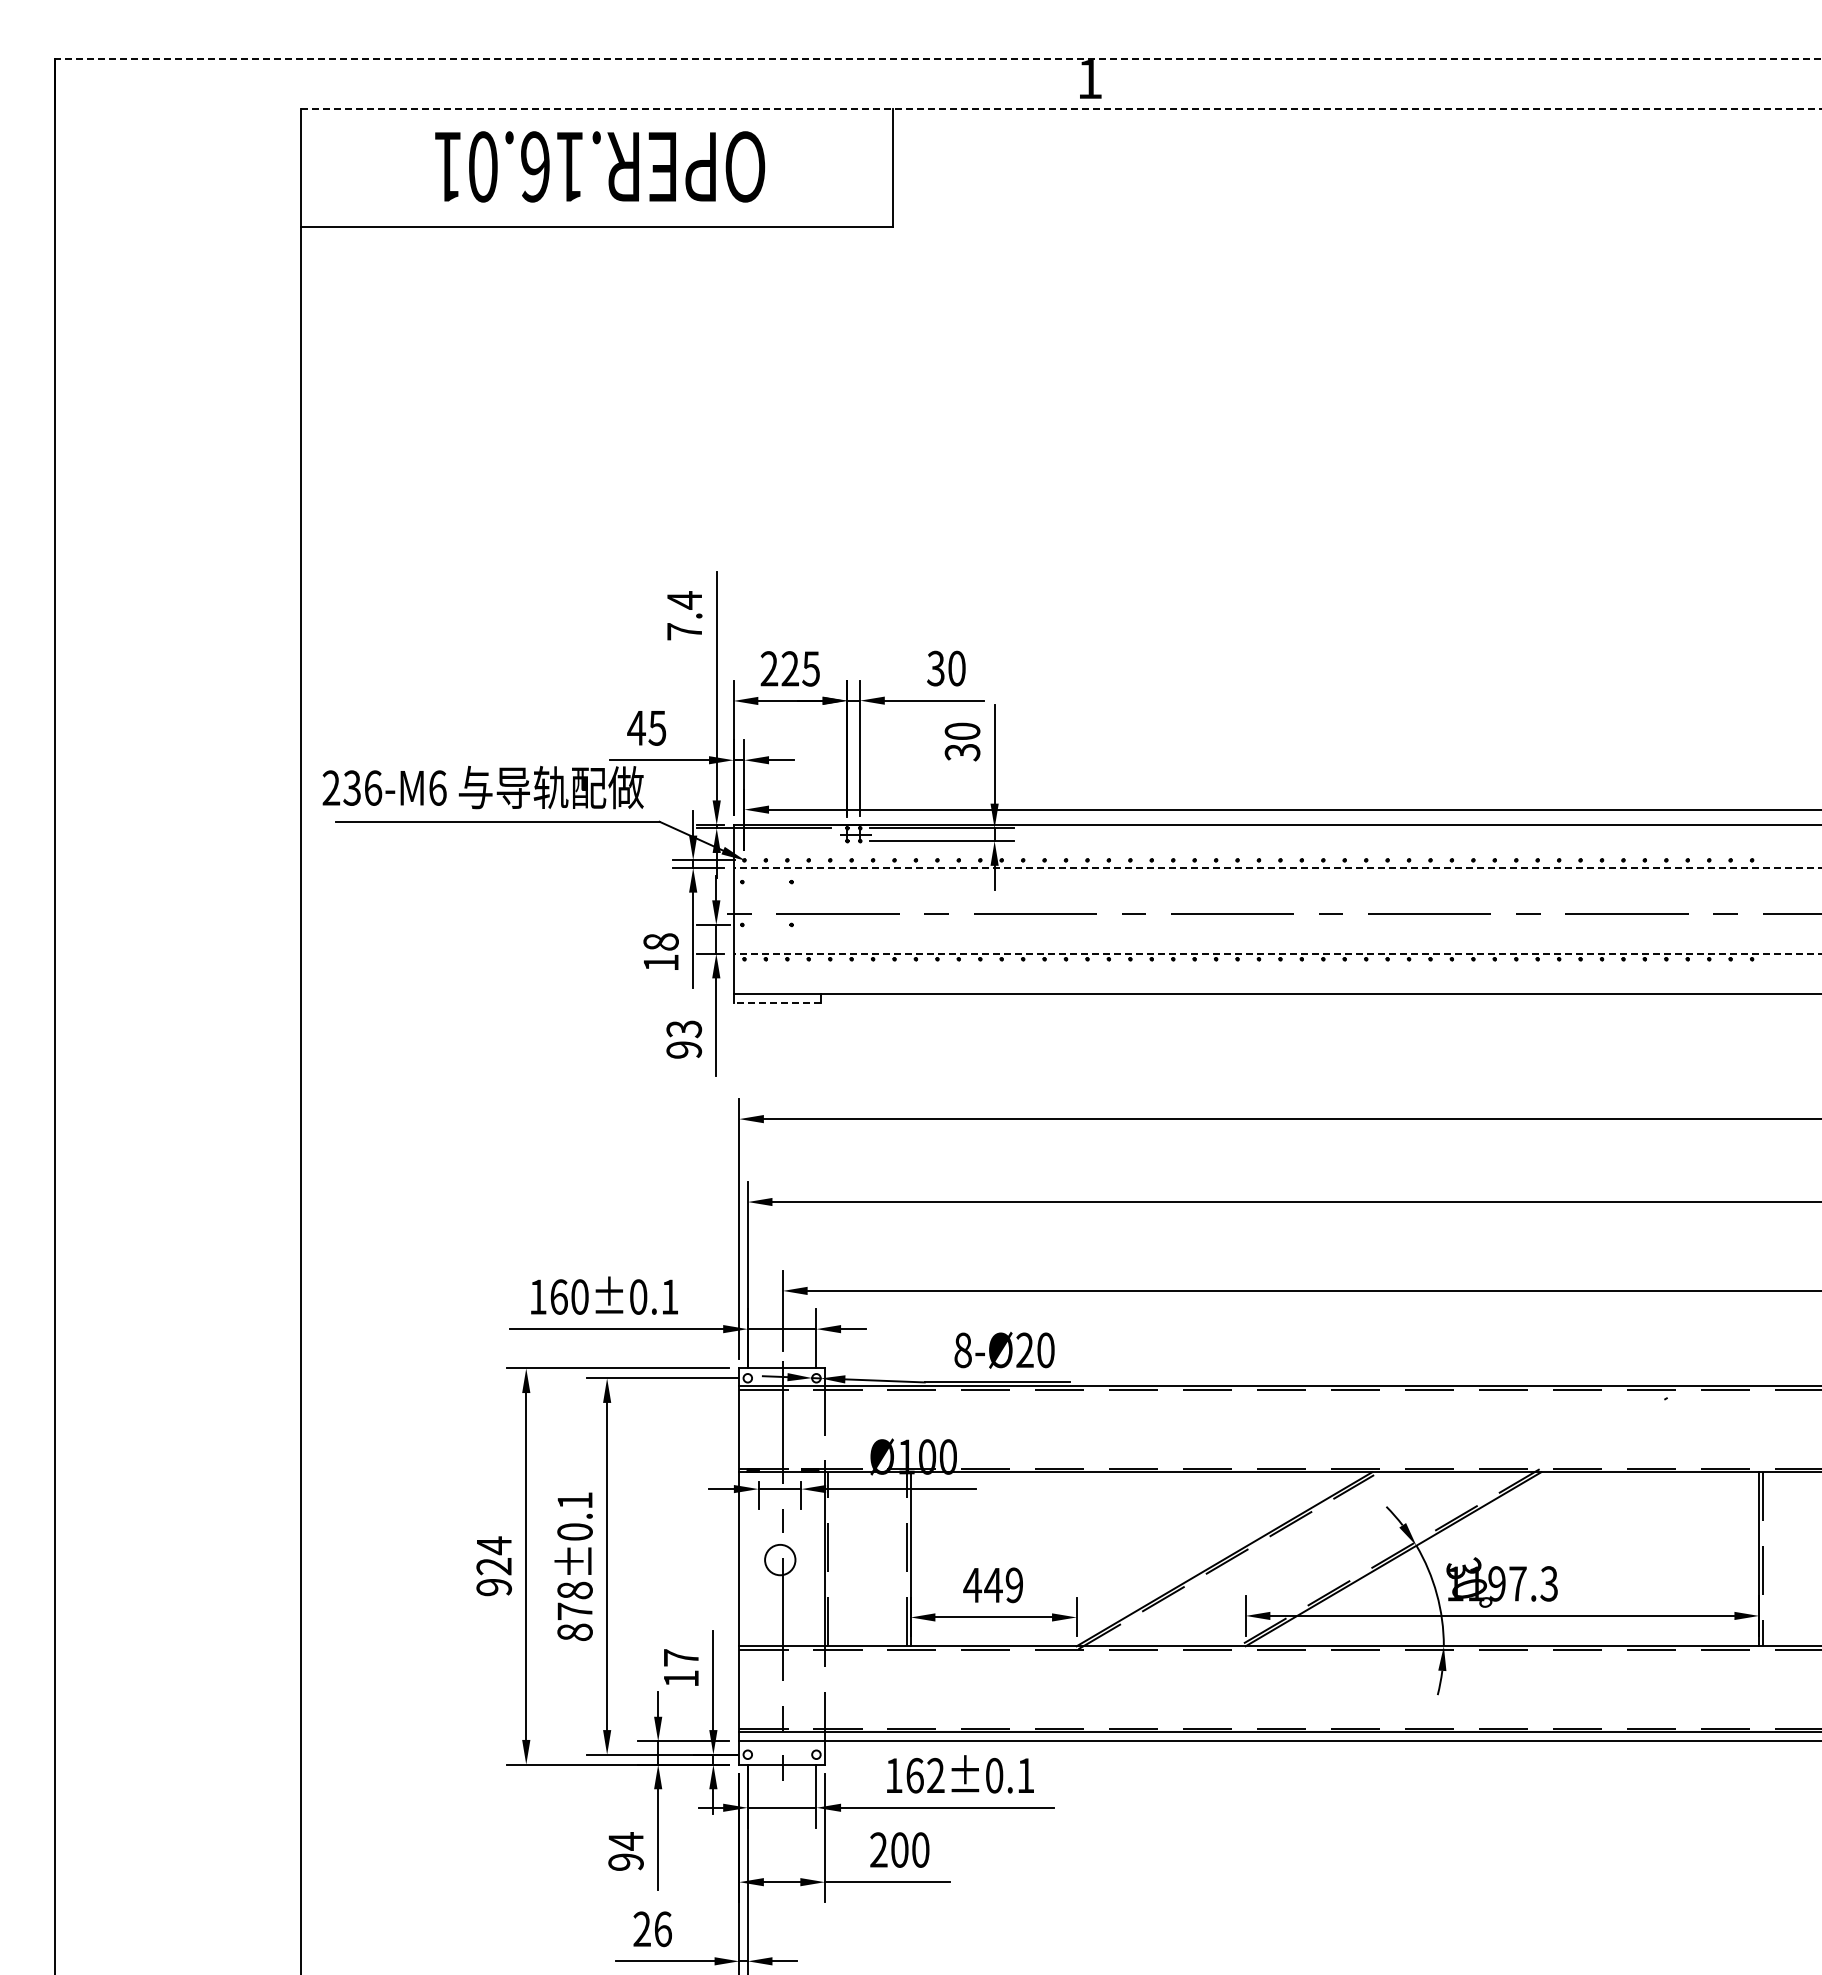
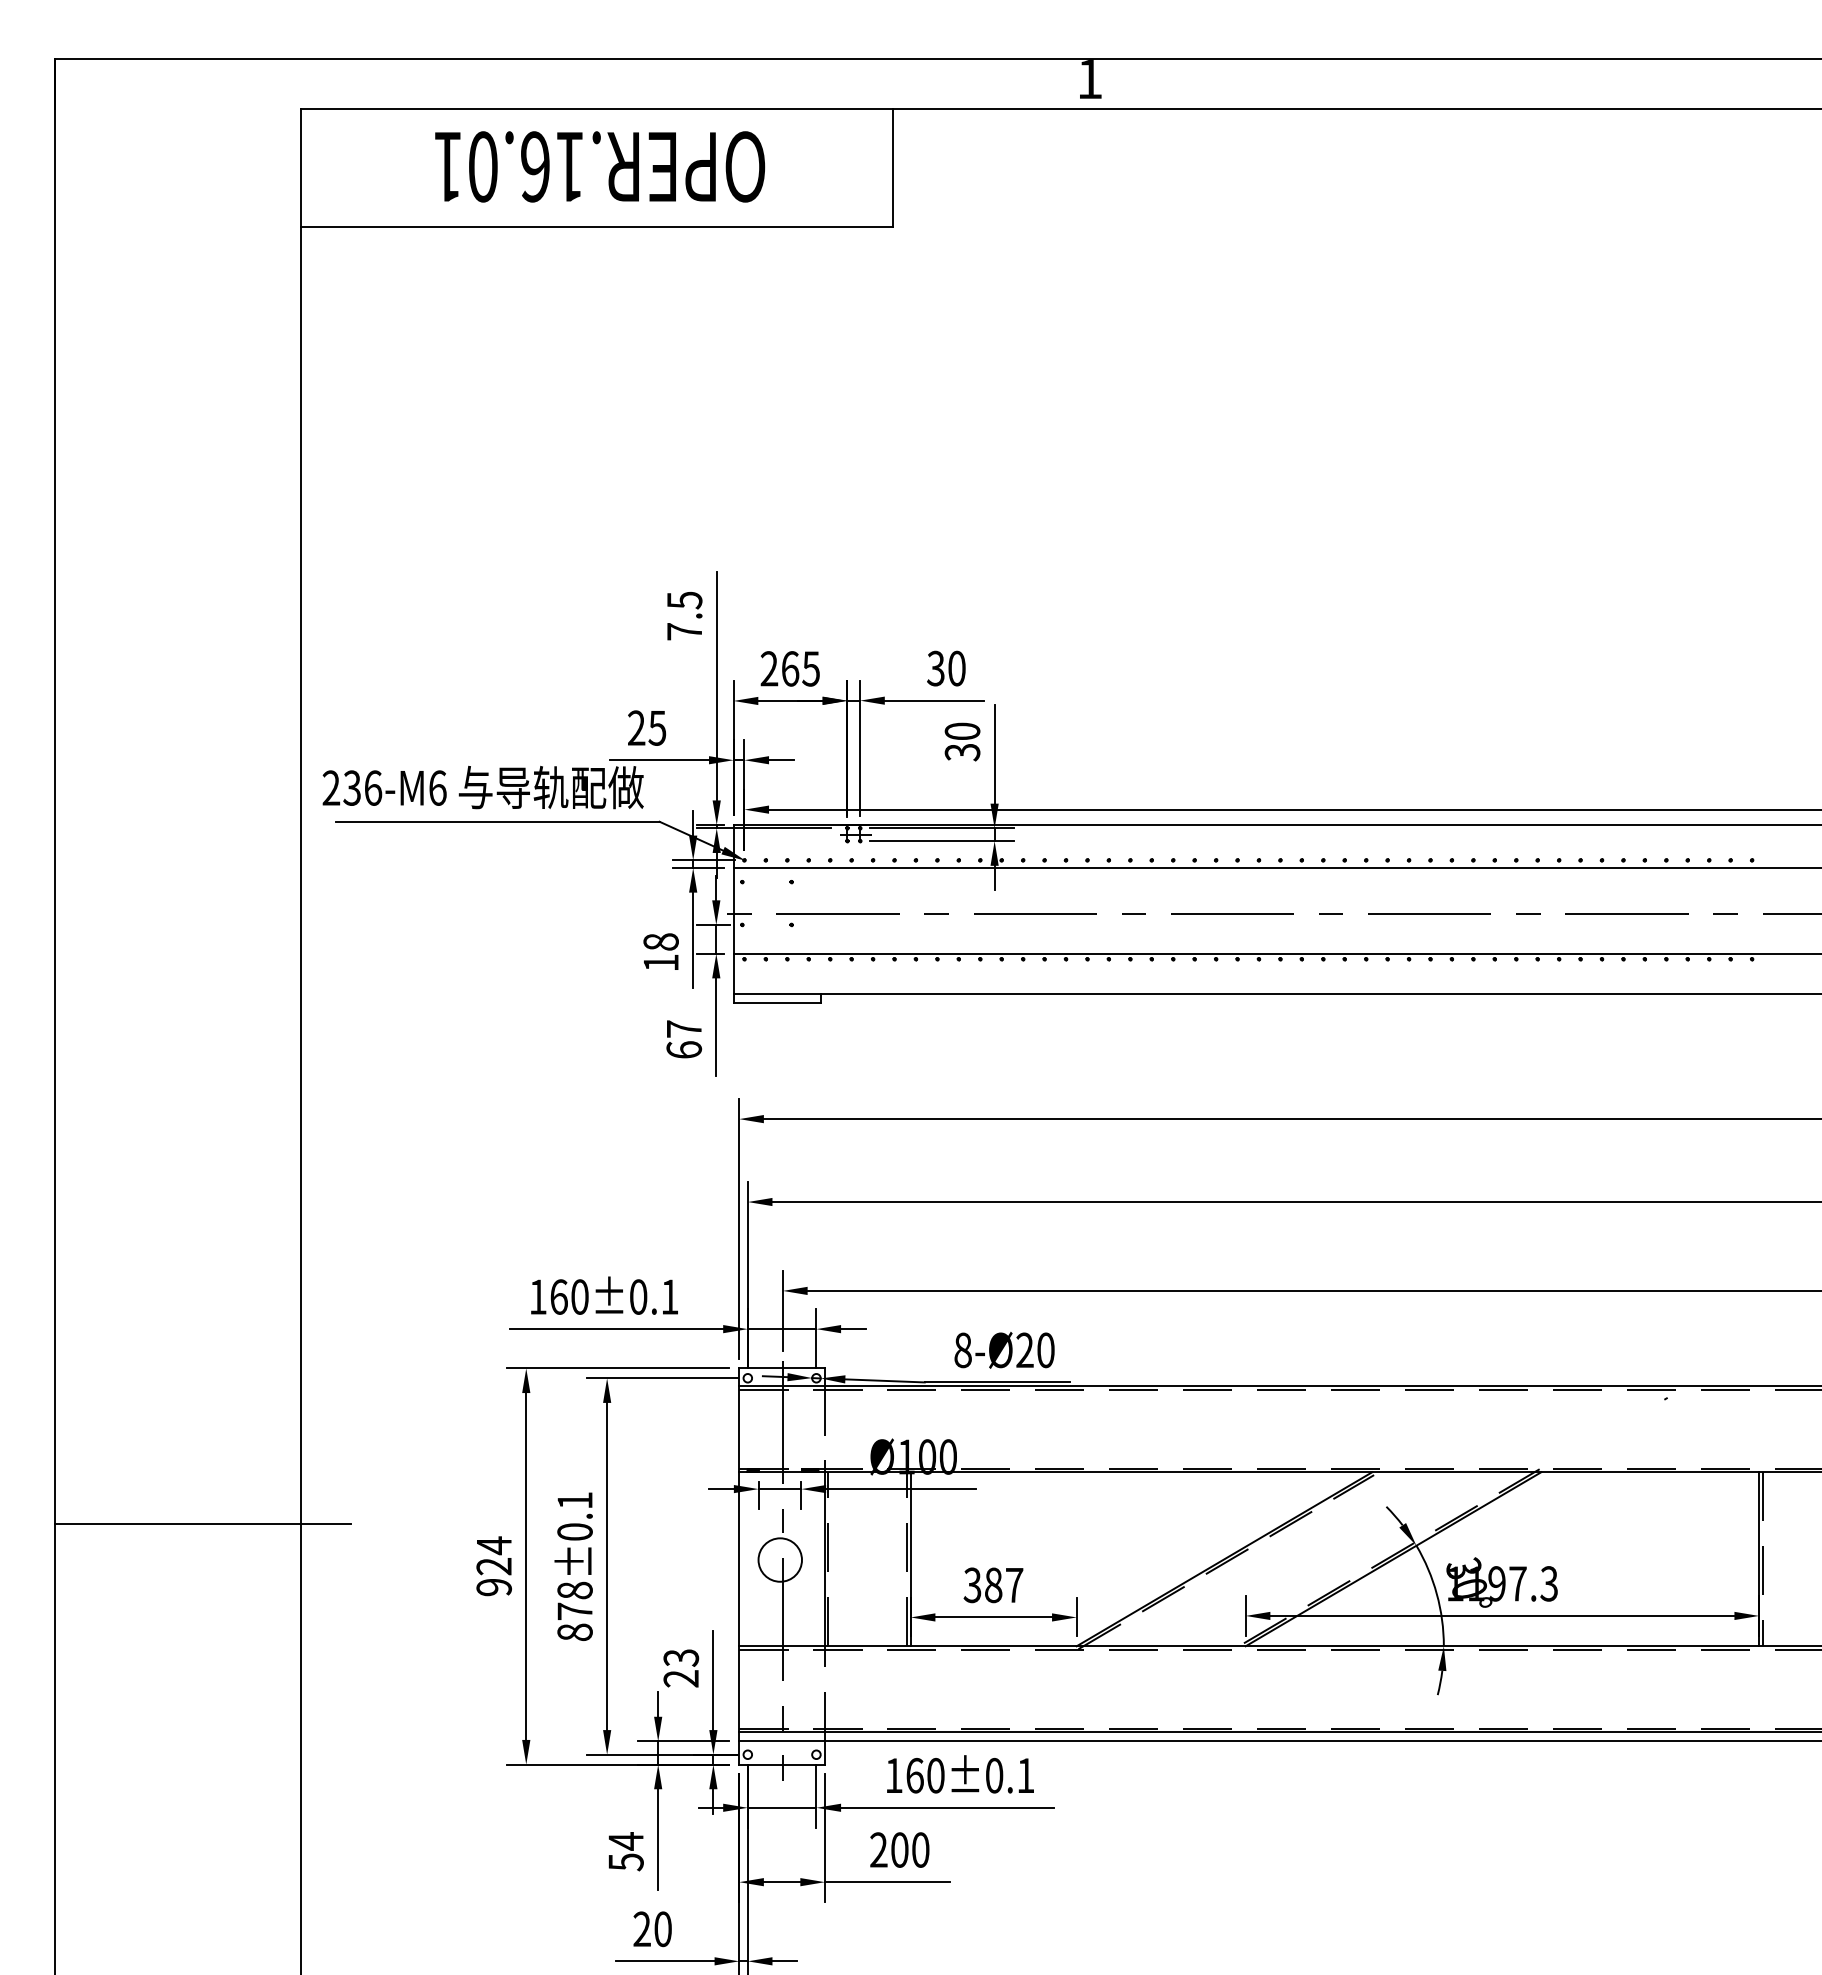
line: dashed -> solid (937, 59)
line: dashed -> solid (1061, 108)
text: 7.4 -> 7.5 (684, 600)
text: 225 -> 265 (790, 668)
text: 45 -> 25 (636, 727)
line: dashed -> solid (1277, 867)
line: dashed -> solid (1277, 953)
line: dashed -> solid (777, 1003)
text: 93 -> 67 (684, 1039)
line: none -> present (202, 1523)
circle diameter: 30 px -> 43 px (780, 1559)
text: 449 -> 387 (993, 1585)
text: 17 -> 23 (681, 1668)
text: 162 -> 160 (935, 1775)
text: 94 -> 54 (625, 1862)
text: 26 -> 20 (662, 1929)
